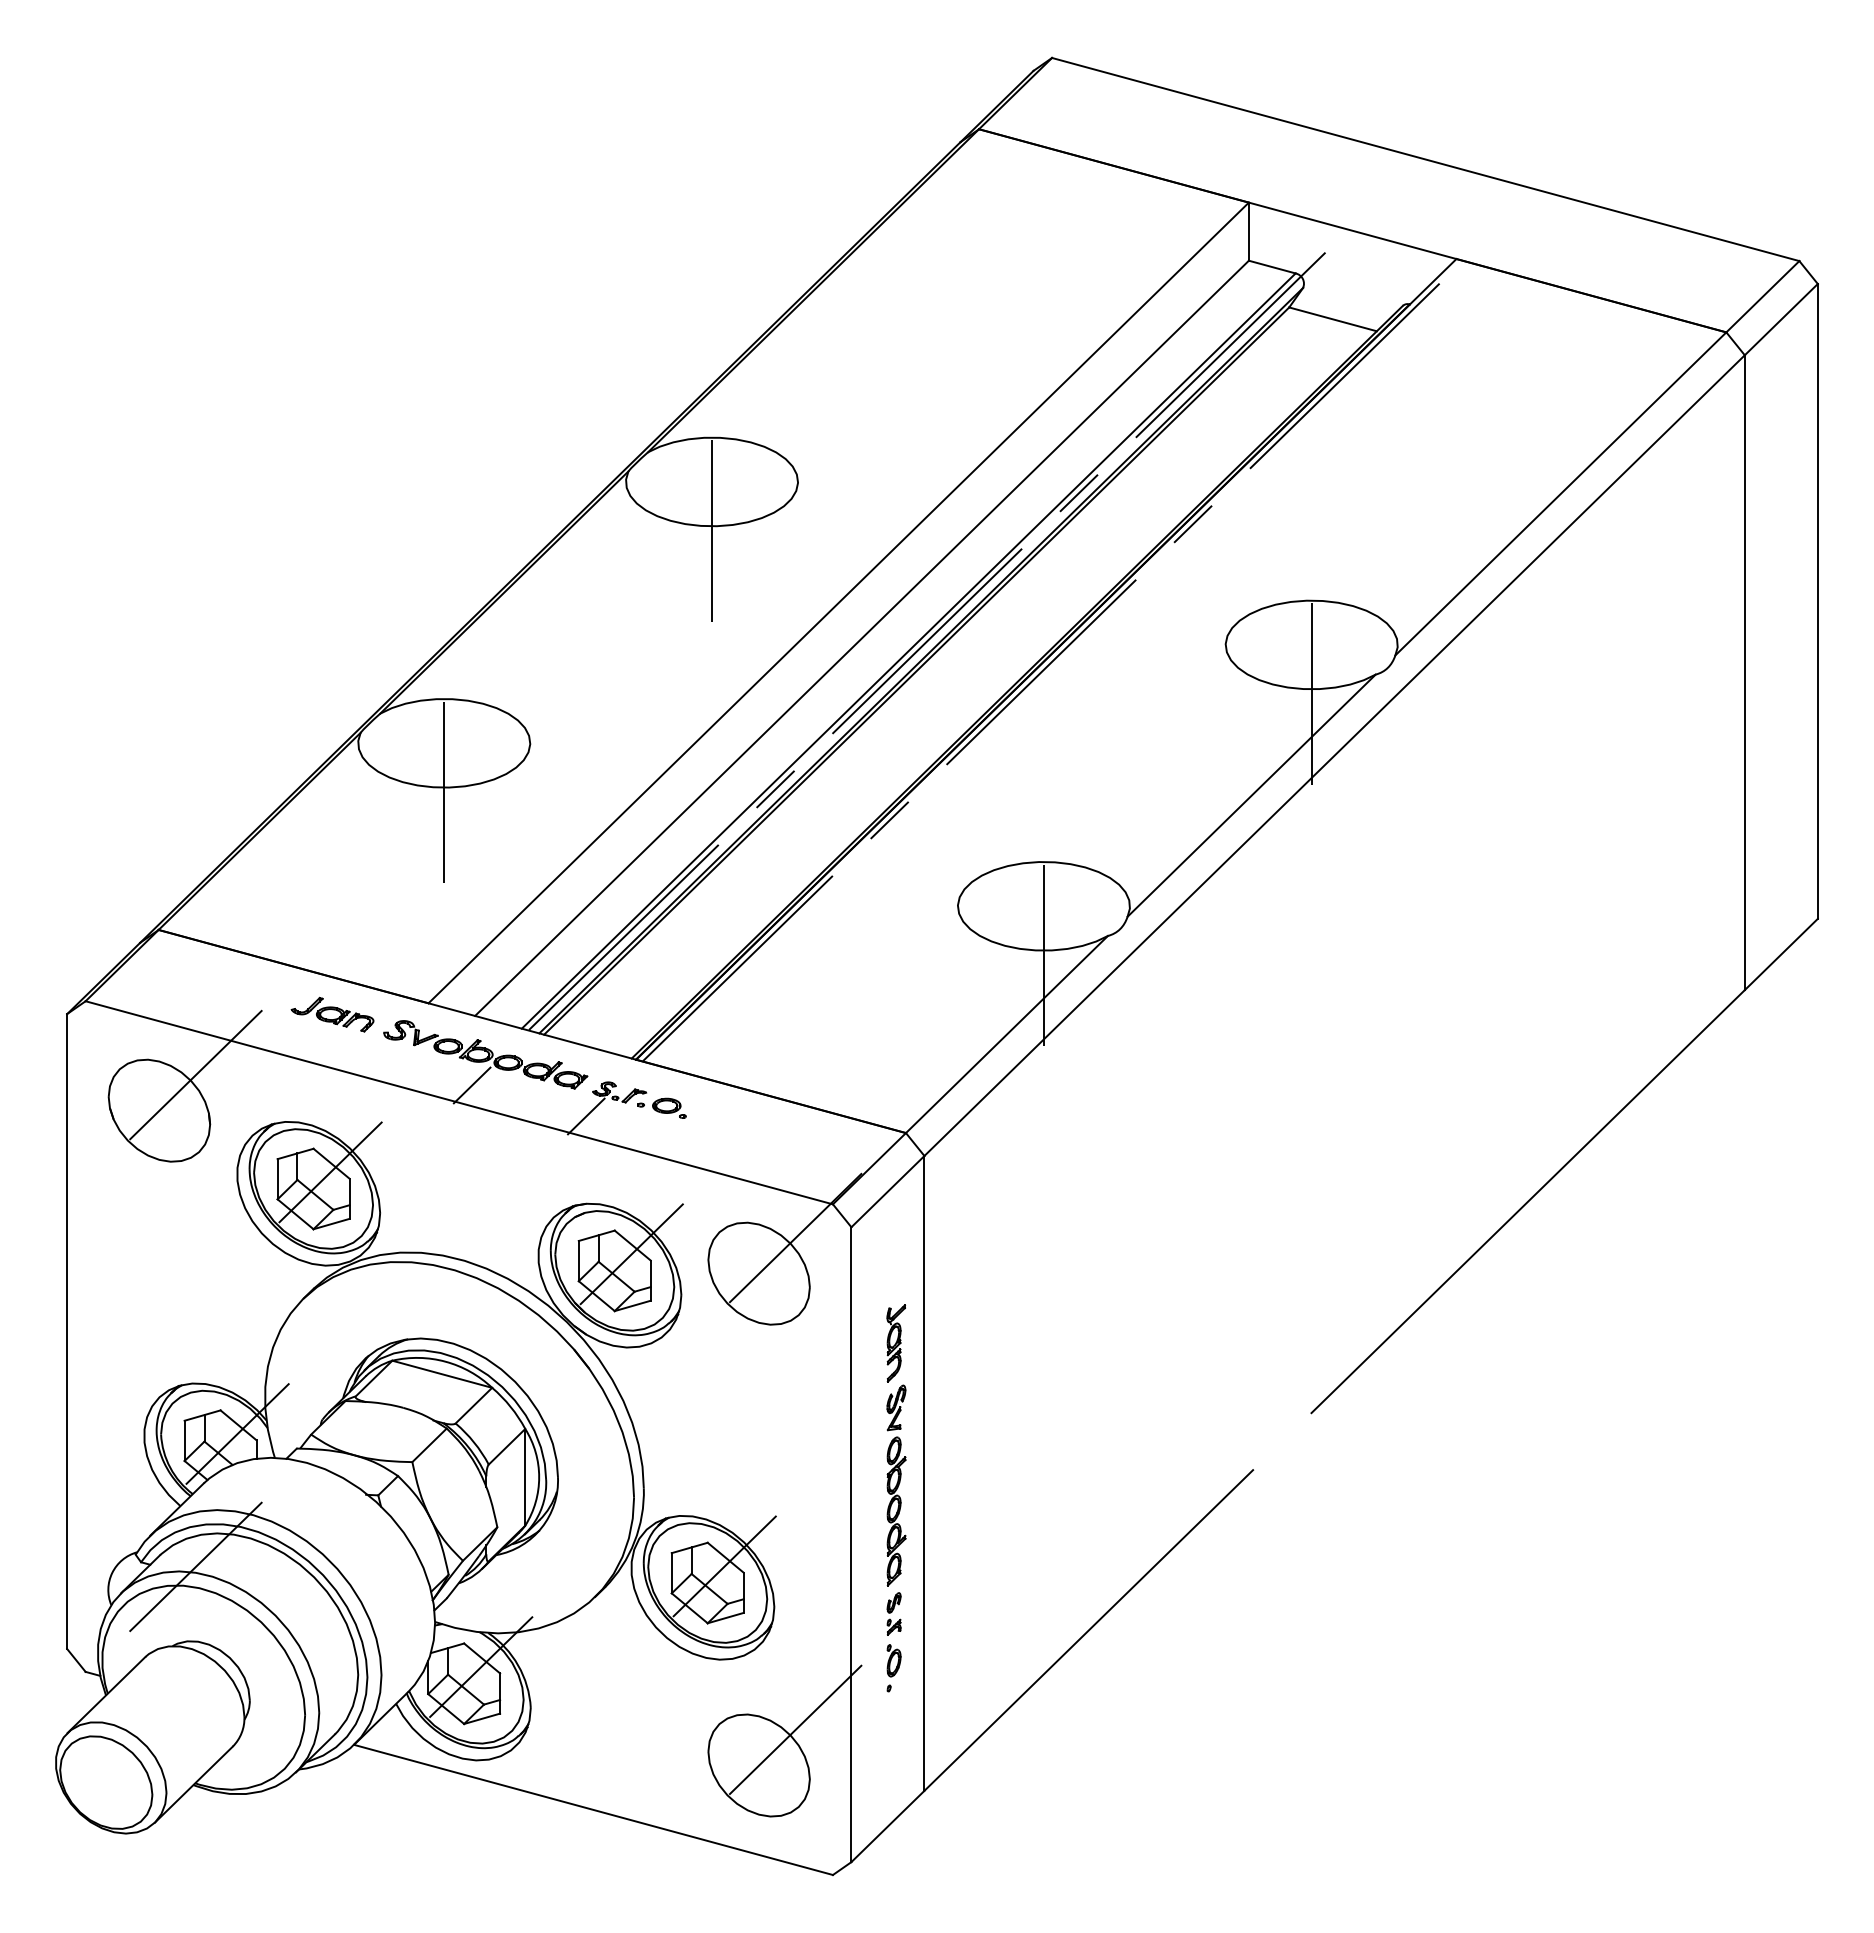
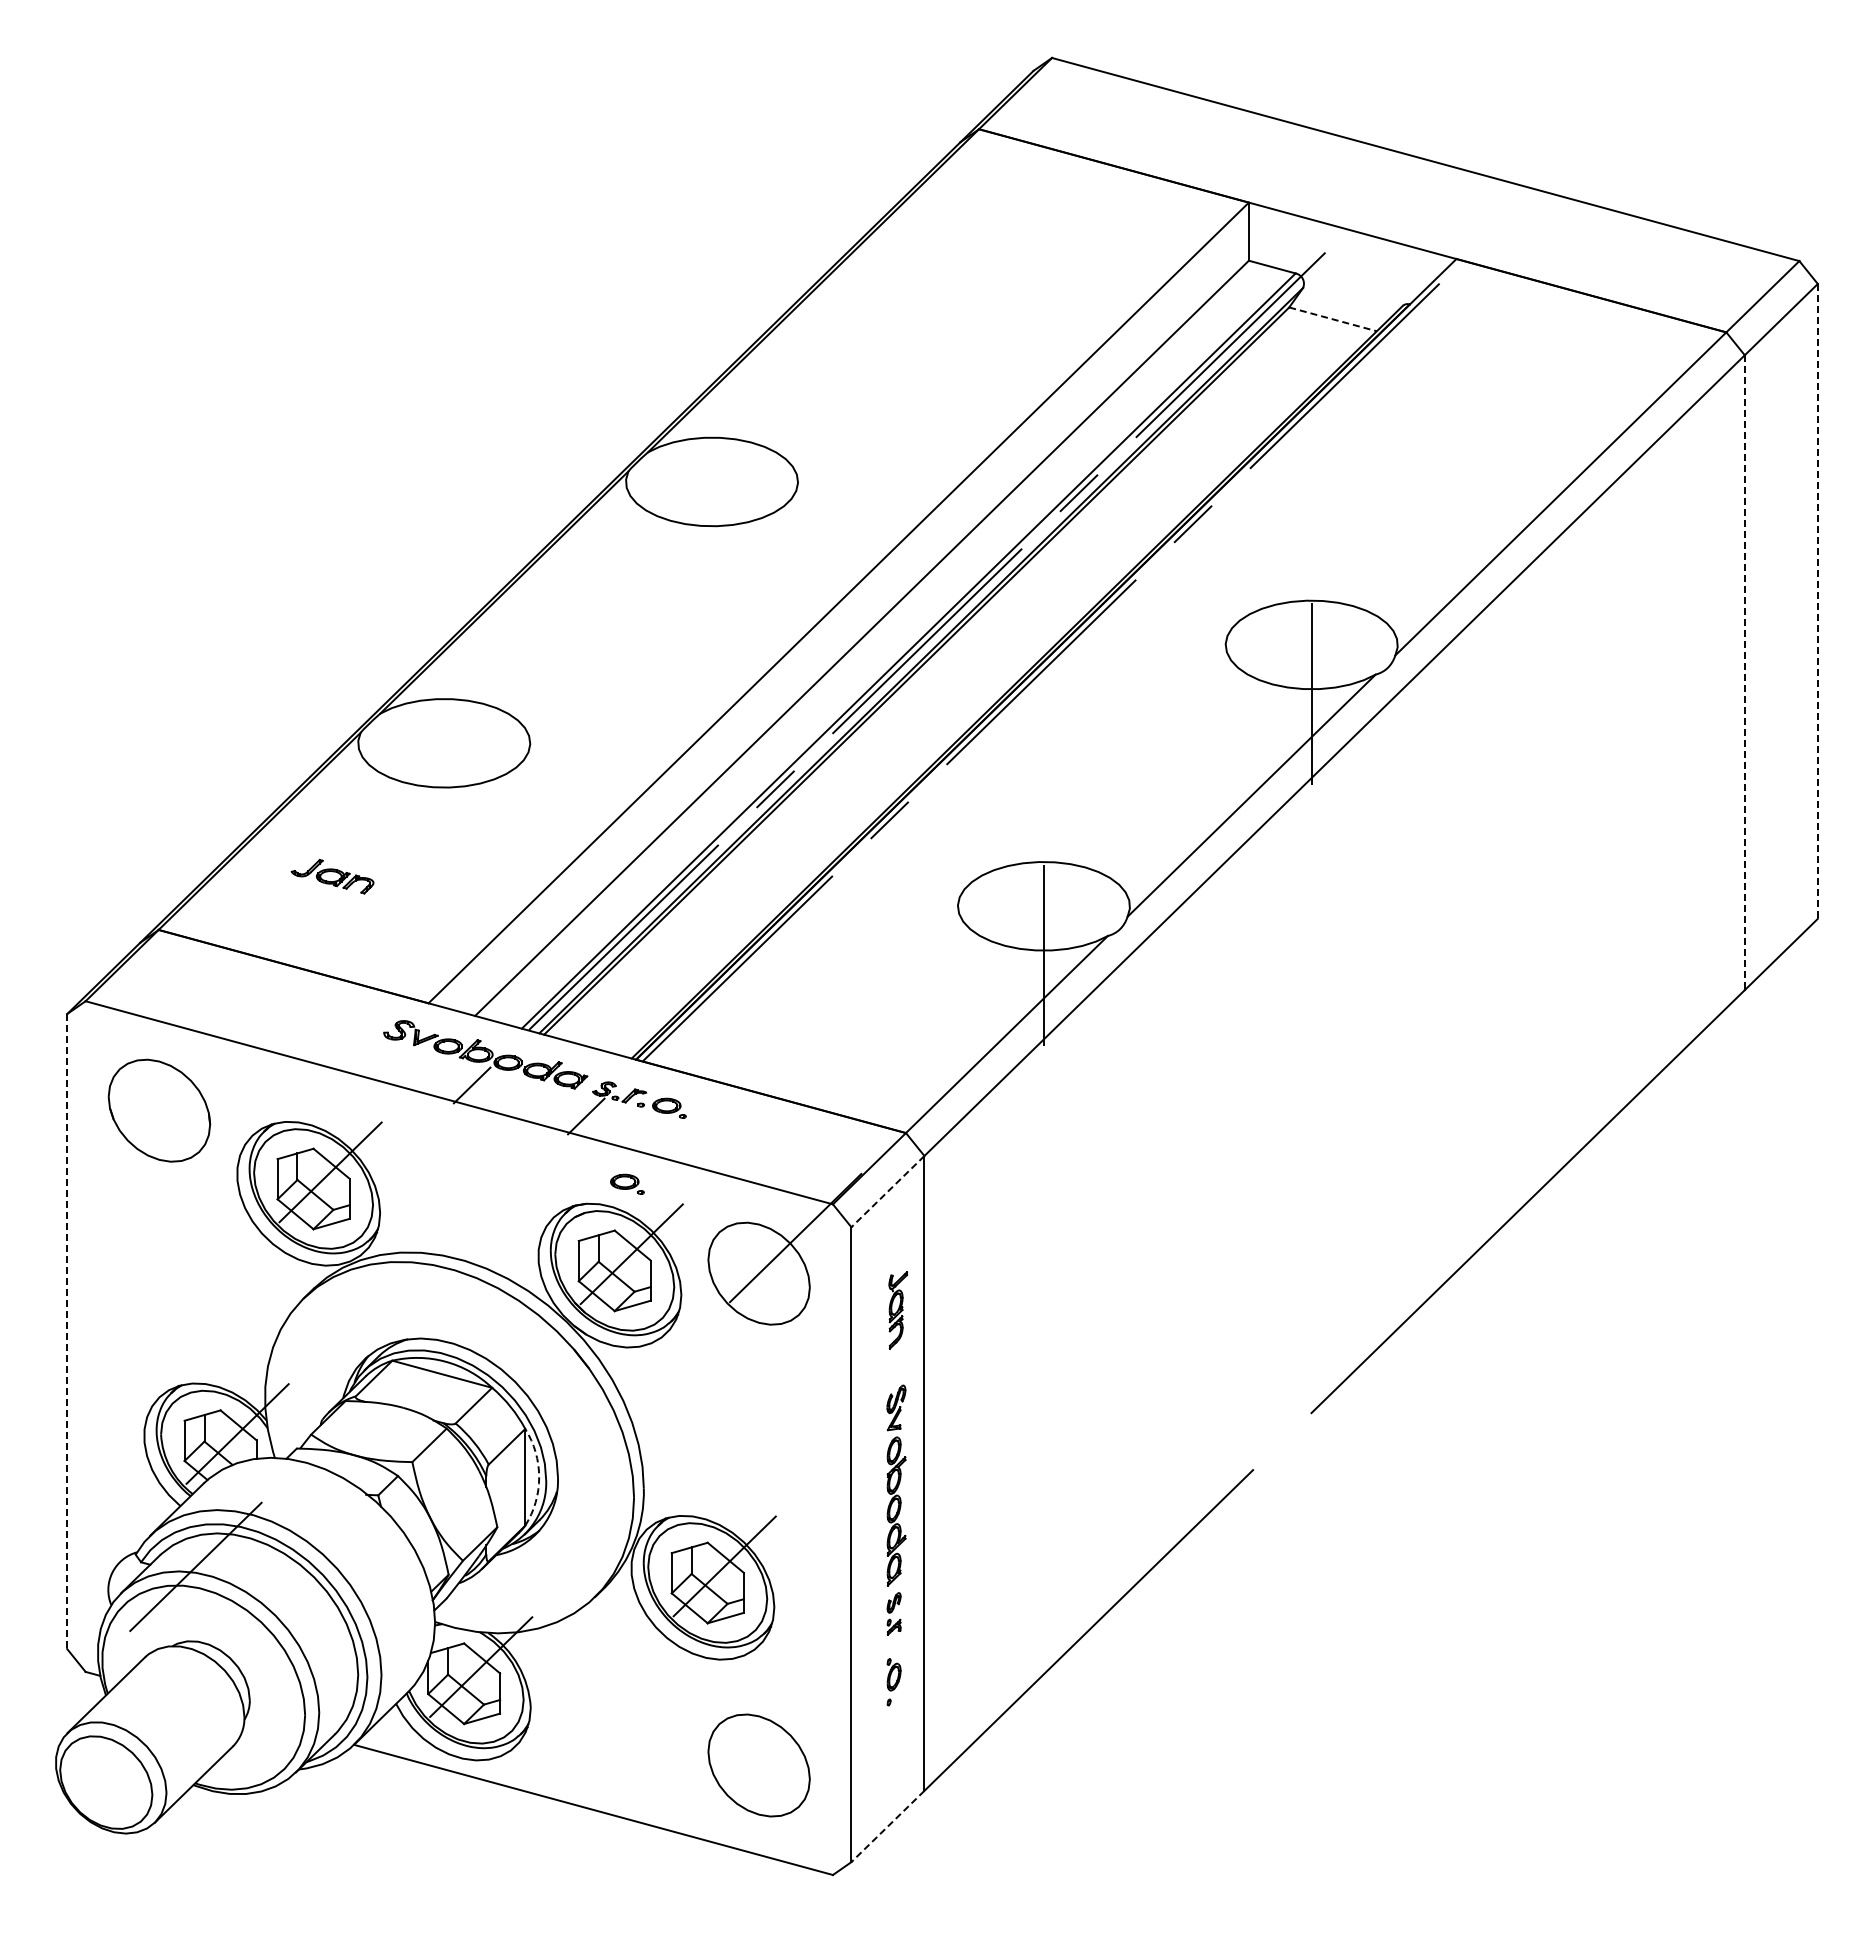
line: solid -> dashed (1333, 319)
line: present -> none (712, 531)
line: solid -> dashed (1817, 601)
line: solid -> dashed (1744, 673)
line: present -> none (444, 792)
part position: (332, 1014) -> (332, 876) (332, 876)
line: present -> none (195, 1074)
part: none -> present (627, 1183)
line: solid -> dashed (887, 1191)
line: solid -> dashed (67, 1332)
part position: (895, 1343) -> (897, 1310) (897, 1310)
arc: solid -> dashed (539, 1477)
part position: (893, 1668) -> (893, 1682) (893, 1682)
line: present -> none (795, 1729)
line: solid -> dashed (887, 1826)
